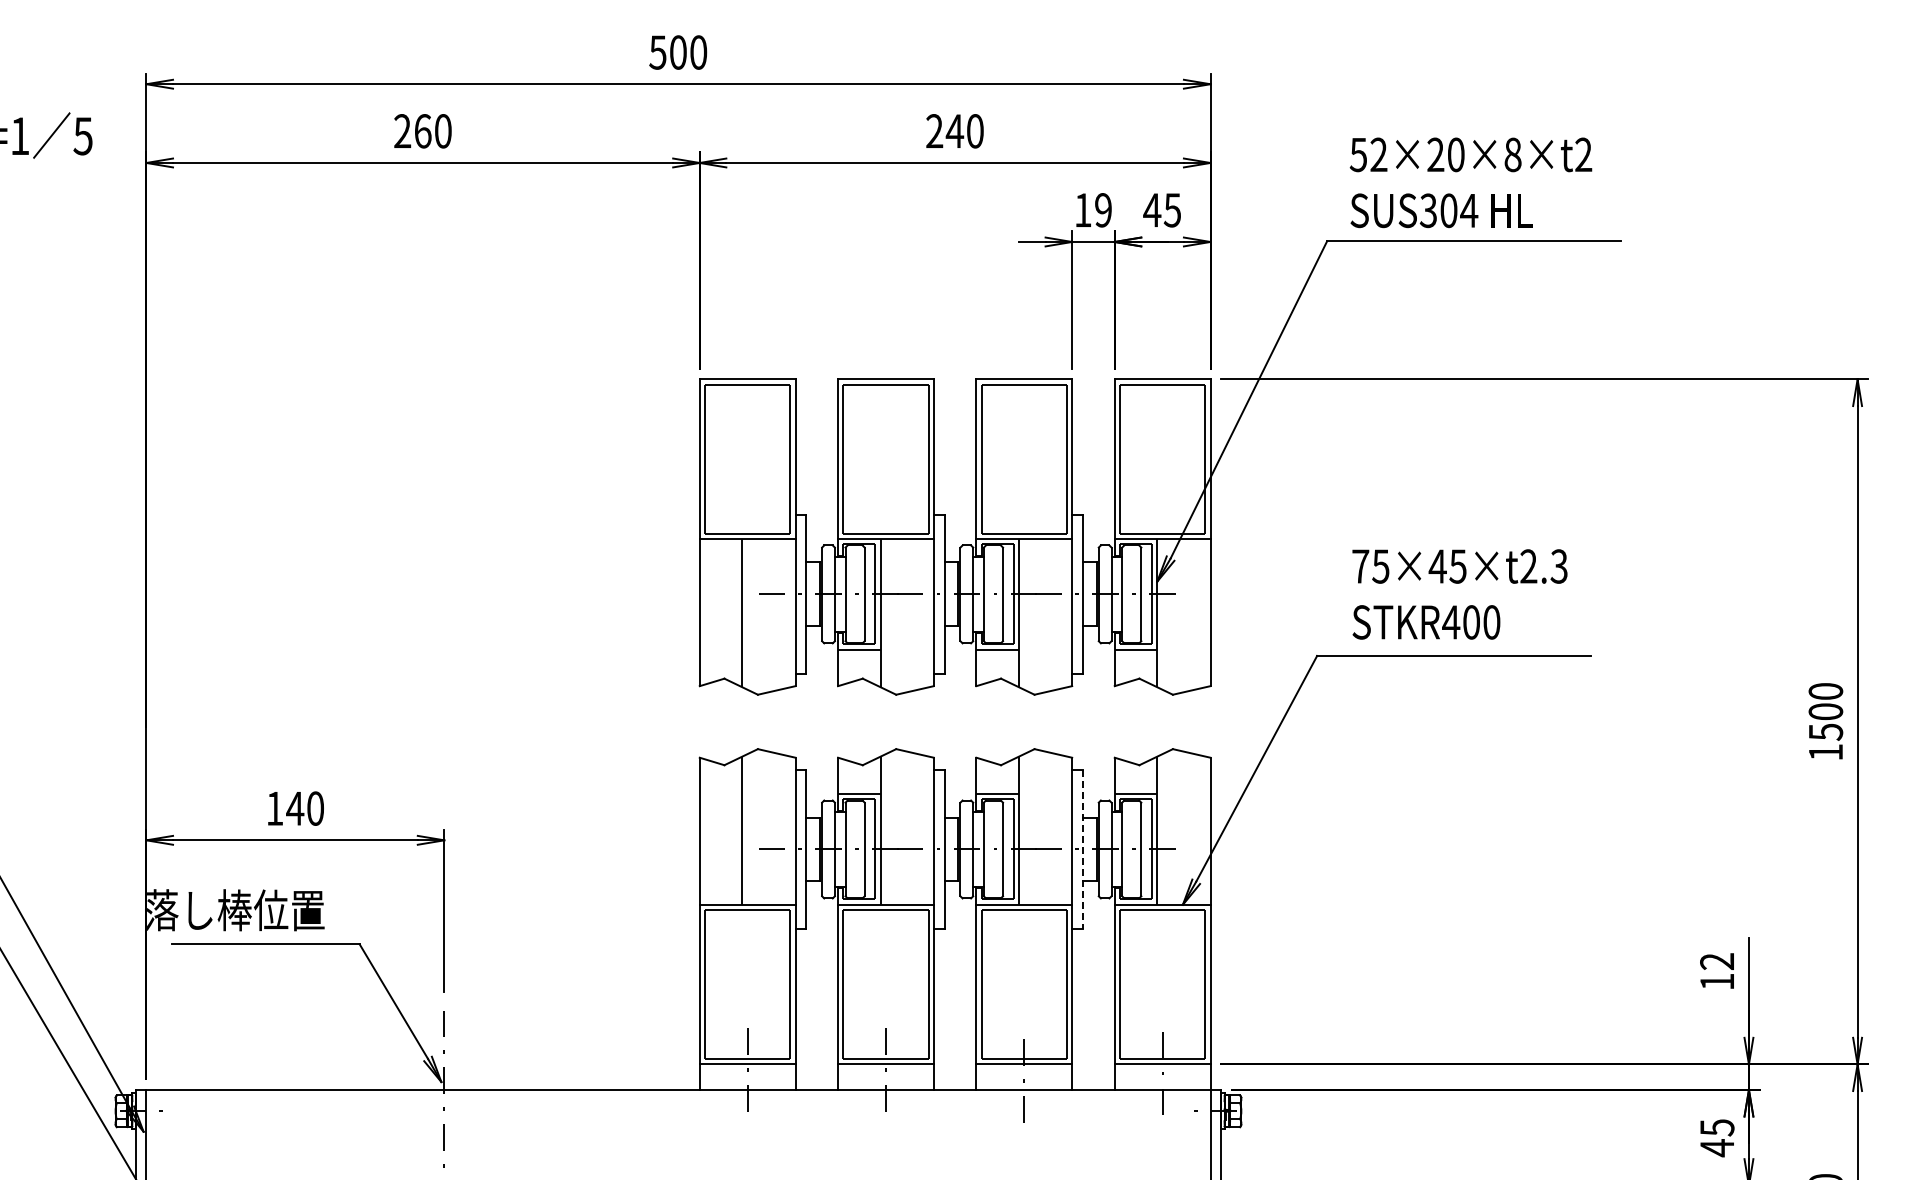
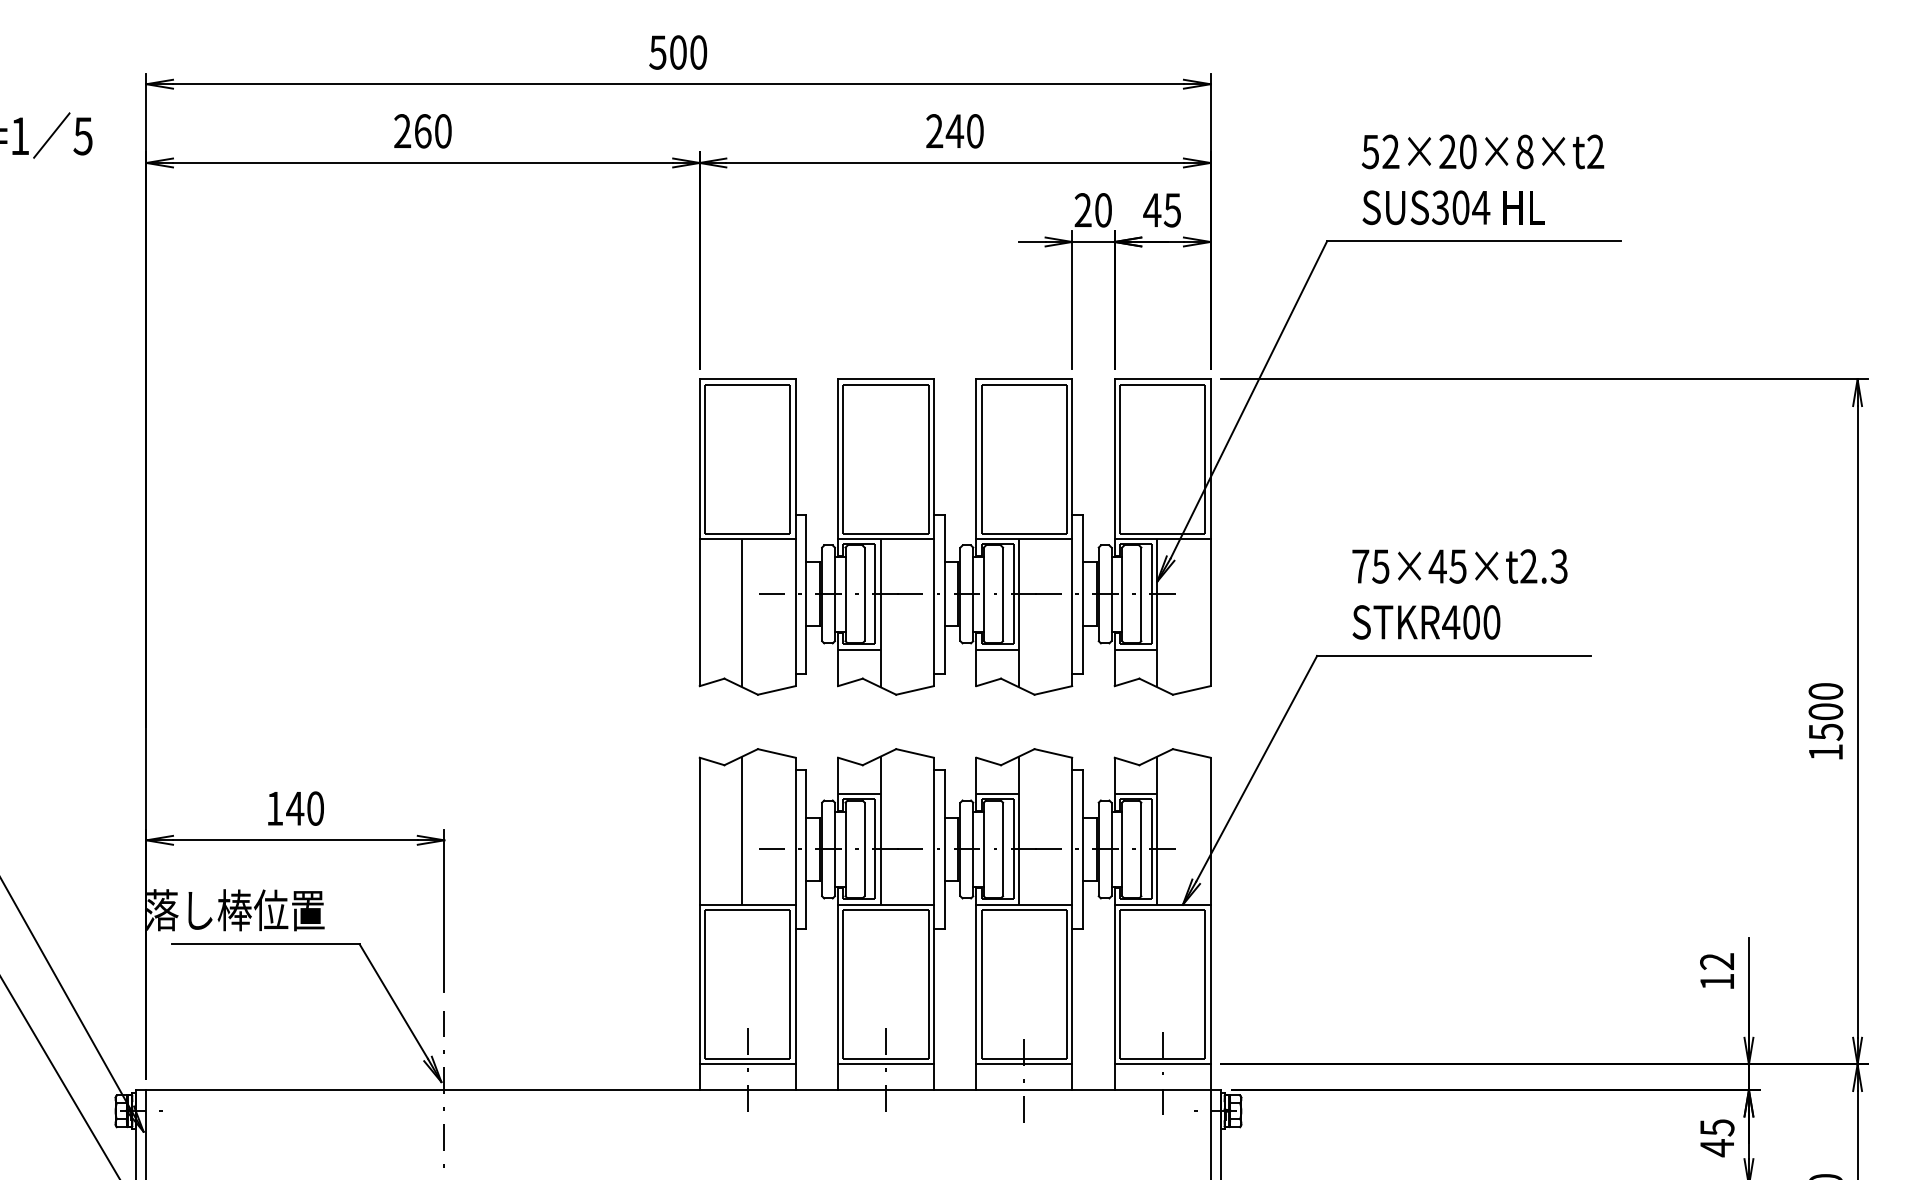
text position: (1470, 182) -> (1482, 179) (1482, 179)
text: 19 -> 20 (1092, 210)
line: dashed -> solid (1082, 849)
line position: (68, 1064) -> (60, 1077) (60, 1077)
